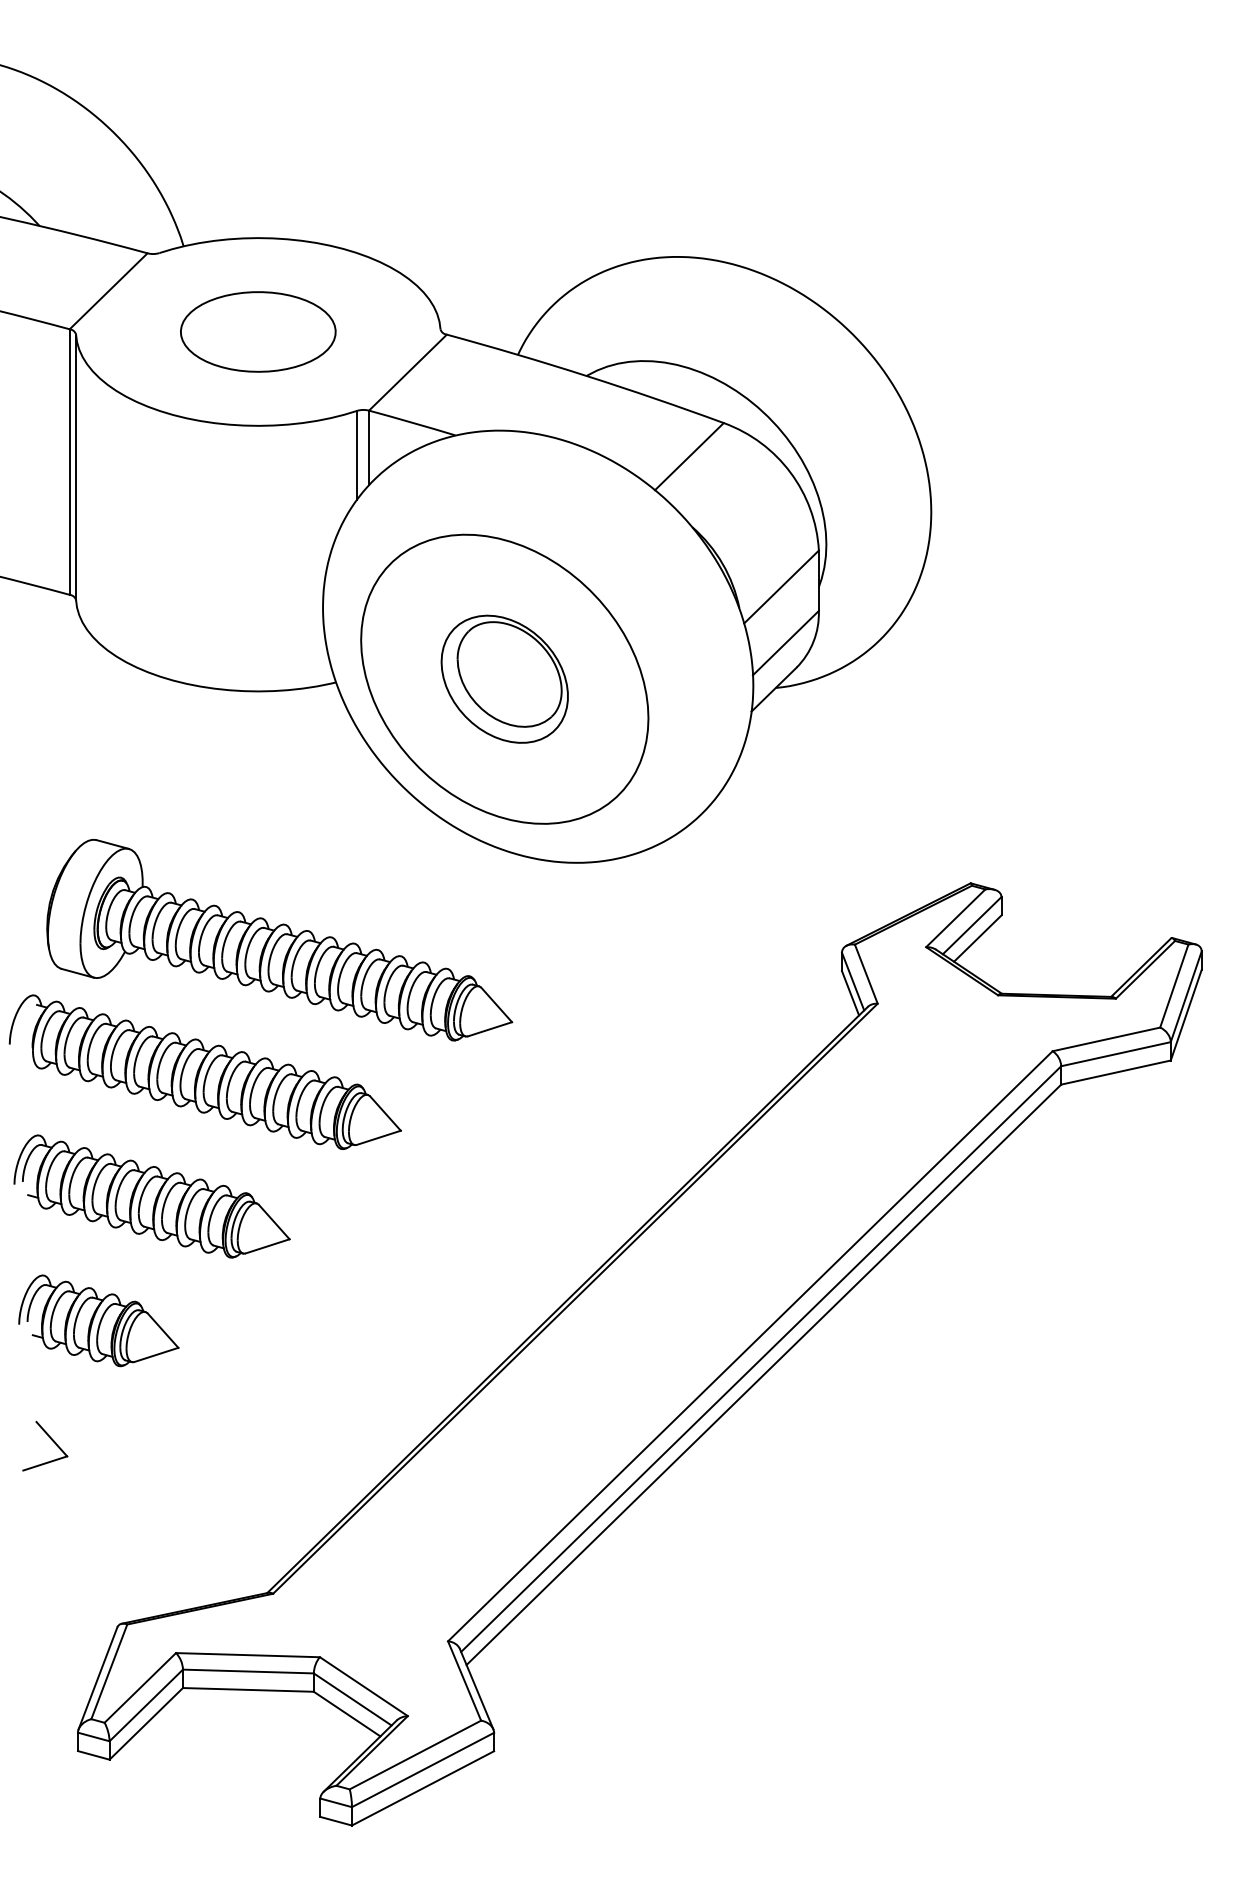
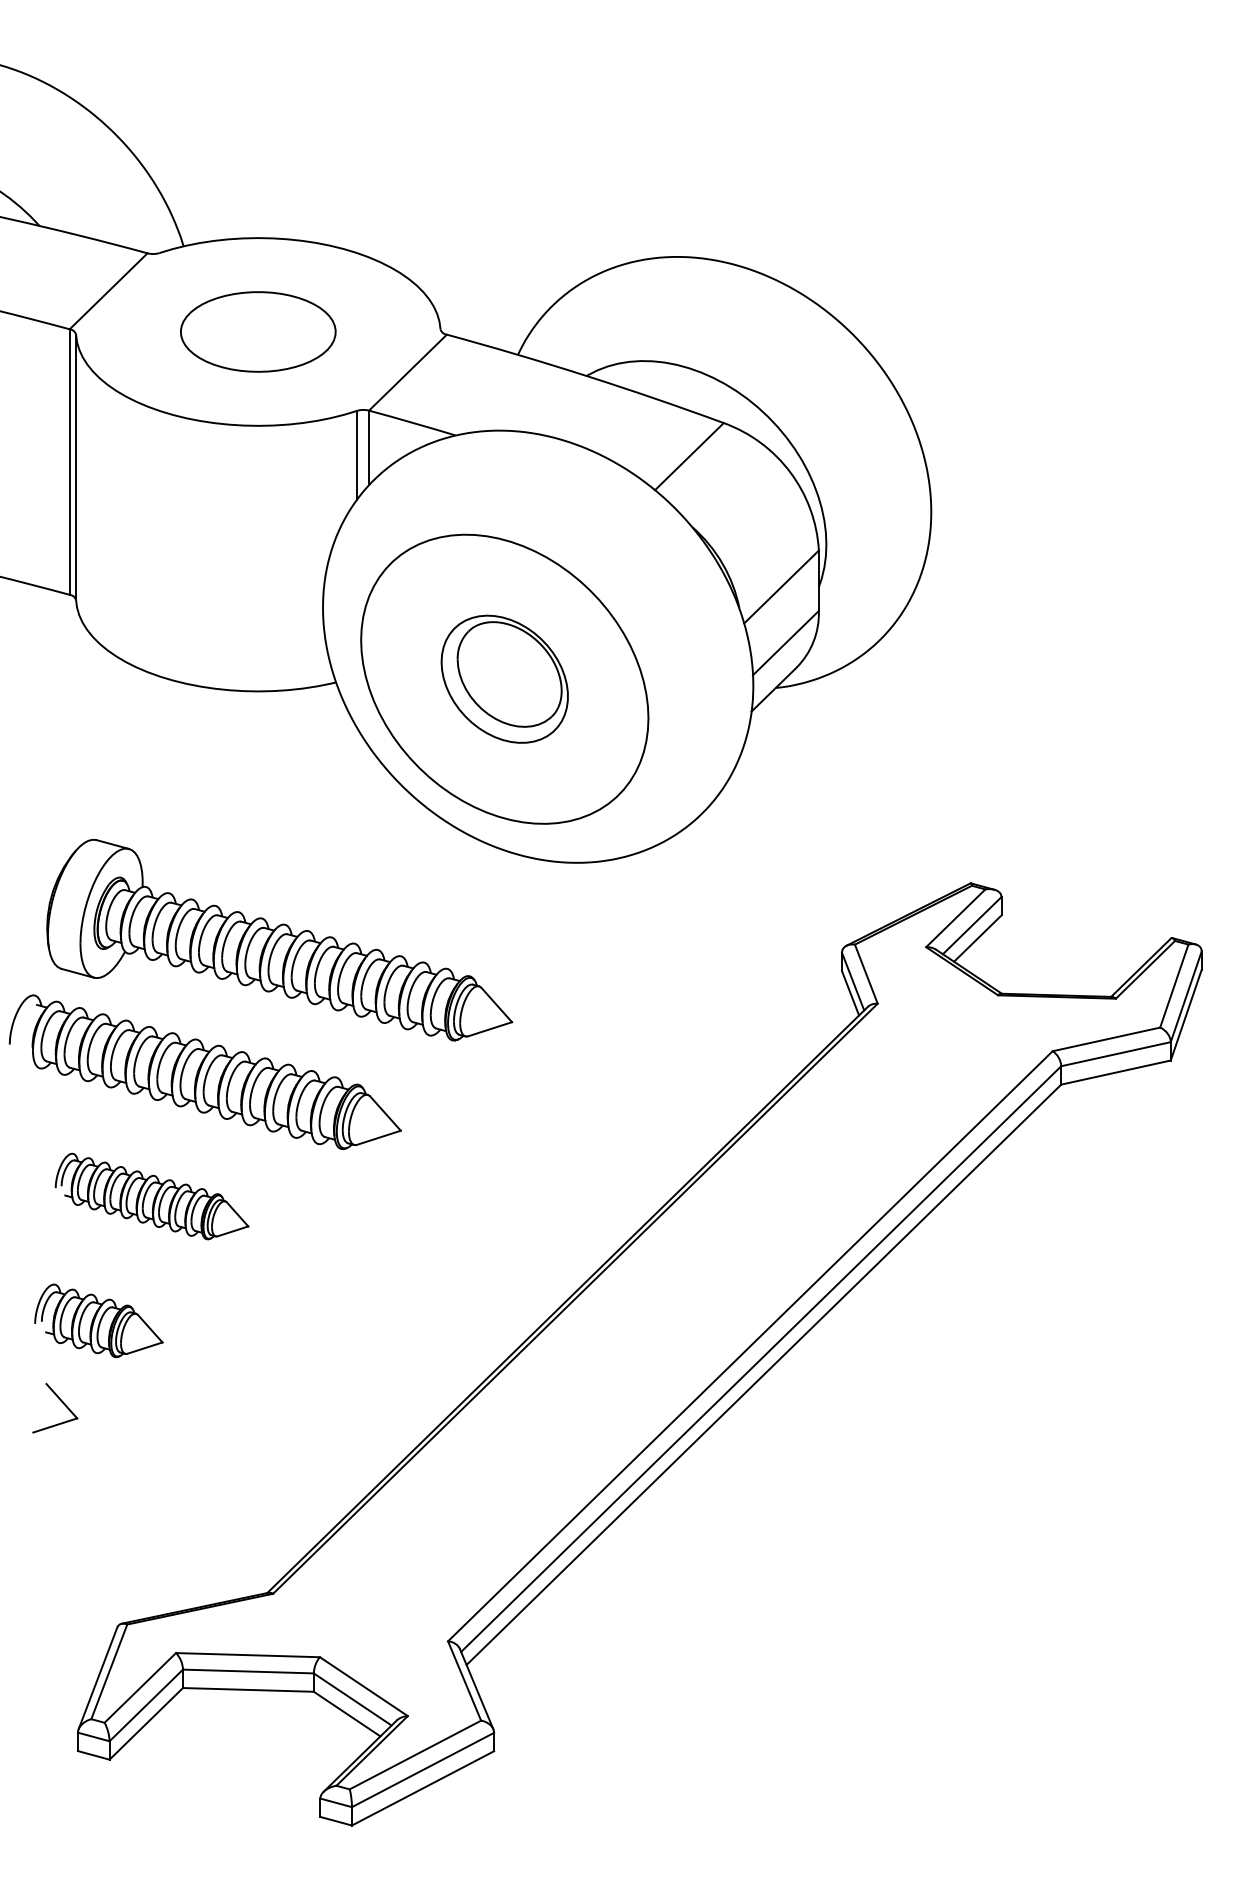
part size: 278x125 px -> 196x89 px (151, 1196)
part size: 162x94 px -> 130x76 px (98, 1320)
part position: (51, 1440) -> (61, 1402) (61, 1402)
